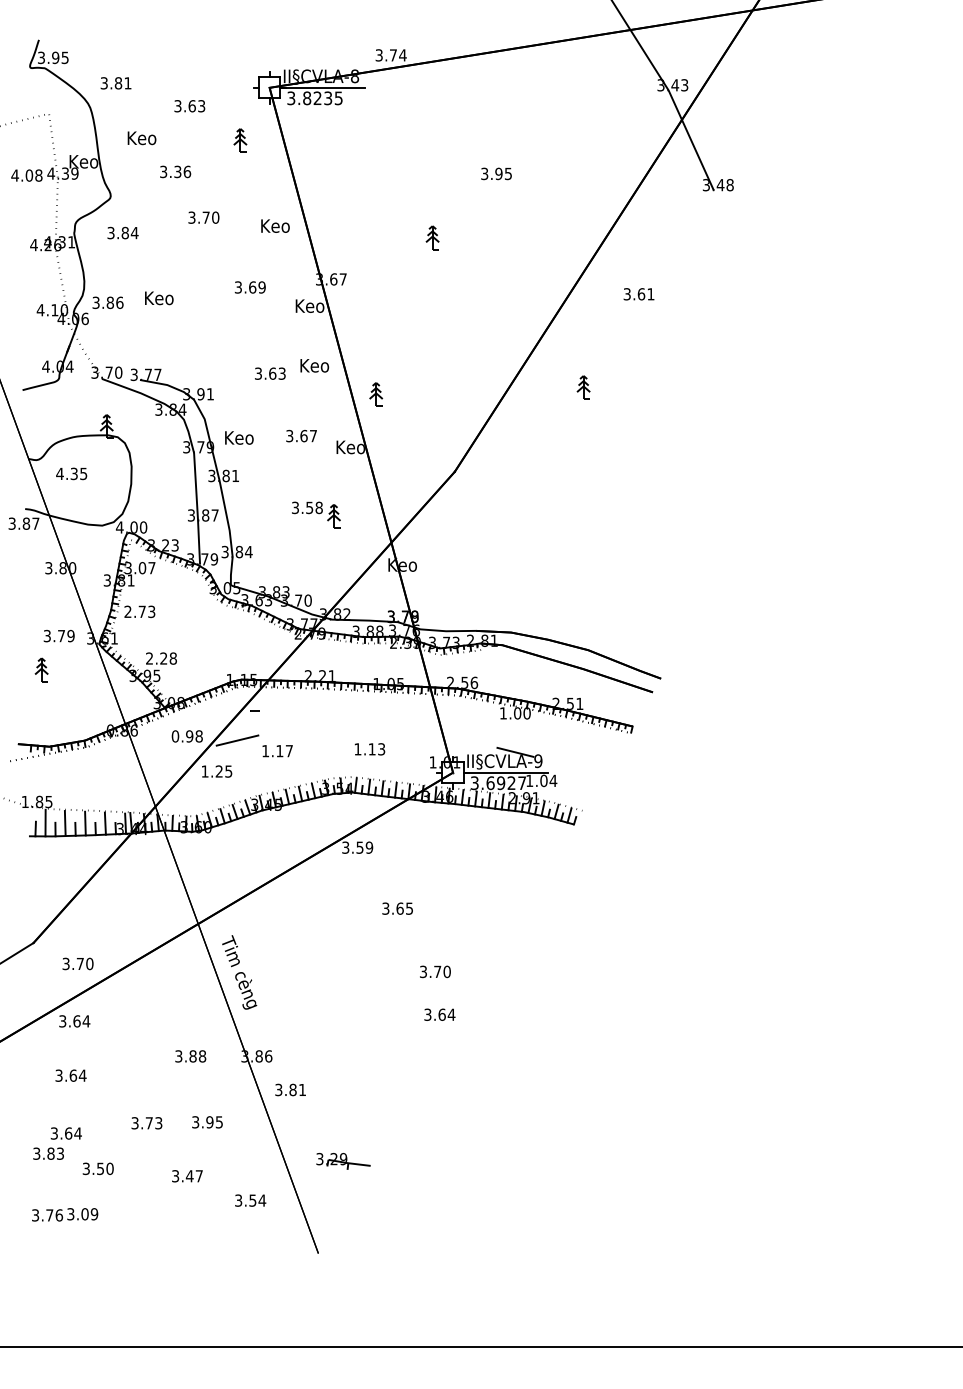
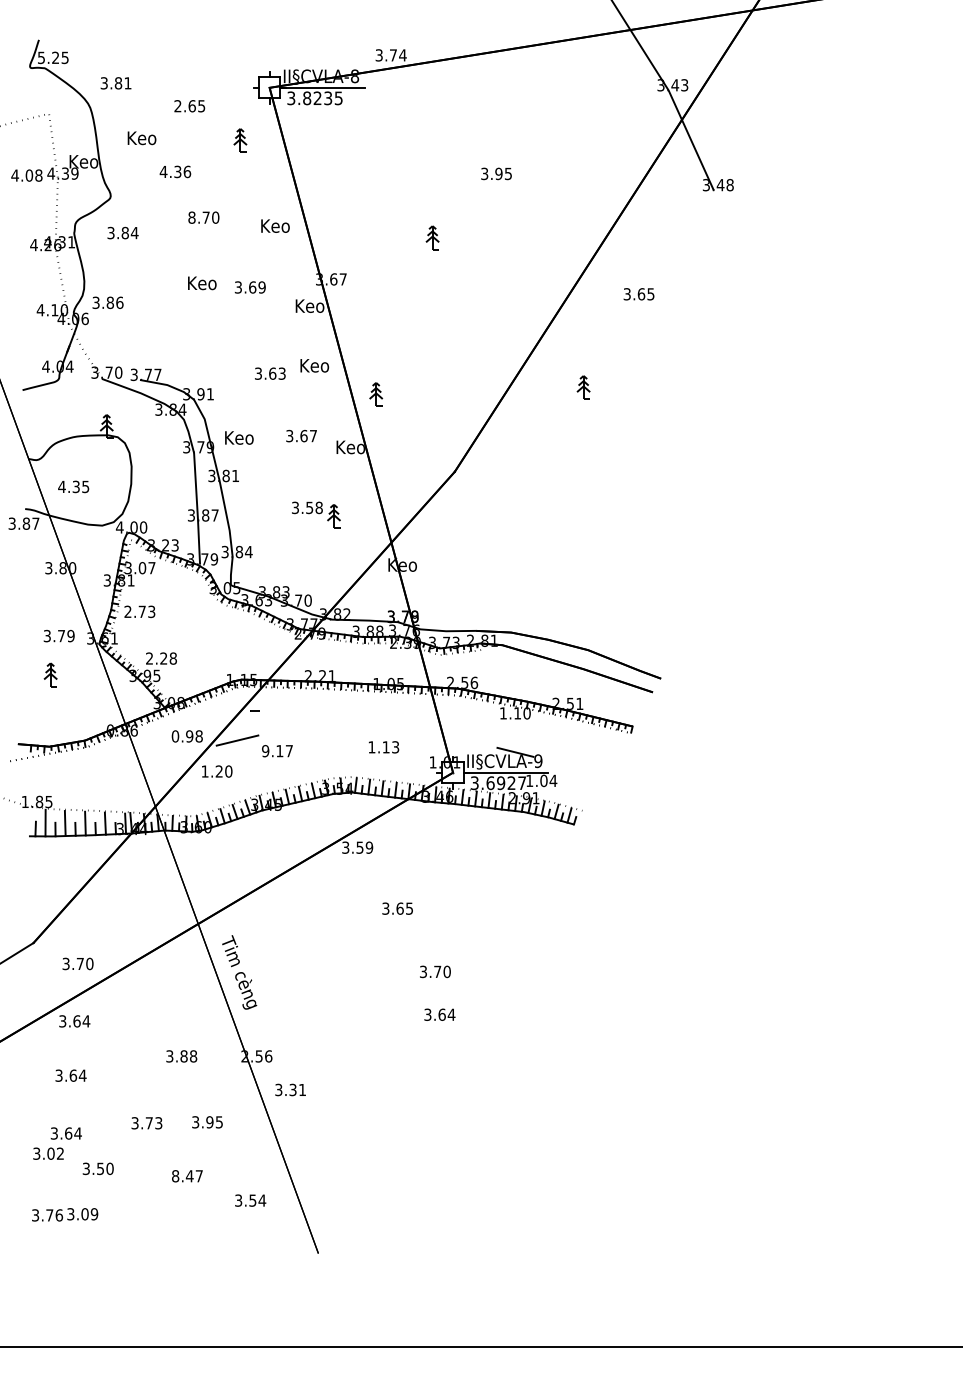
text: 3.95 -> 5.25 (48, 57)
text: 3.63 -> 2.65 (189, 106)
text: 3.36 -> 4.36 (163, 171)
text: 3.70 -> 8.70 (191, 217)
text: 3.61 -> 3.65 (650, 294)
text position: (159, 298) -> (202, 283) (202, 283)
text position: (71, 473) -> (73, 486) (73, 486)
part position: (41, 669) -> (50, 674) (50, 674)
text: 1.00 -> 1.10 (517, 713)
text position: (369, 749) -> (383, 747) (383, 747)
text: 1.17 -> 9.17 (265, 751)
text: 1.25 -> 1.20 (228, 771)
text position: (190, 1056) -> (181, 1056) (181, 1056)
text: 3.86 -> 2.56 (251, 1056)
text: 3.81 -> 3.31 (292, 1089)
text: 3.83 -> 3.02 (55, 1153)
part: present -> none (343, 1161)
text: 3.47 -> 8.47 (175, 1176)
